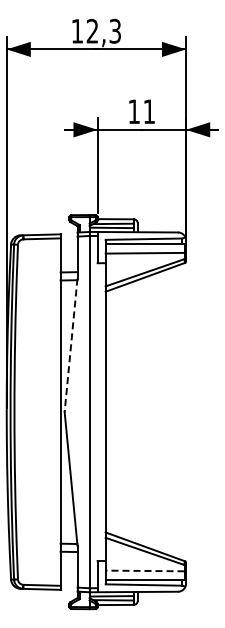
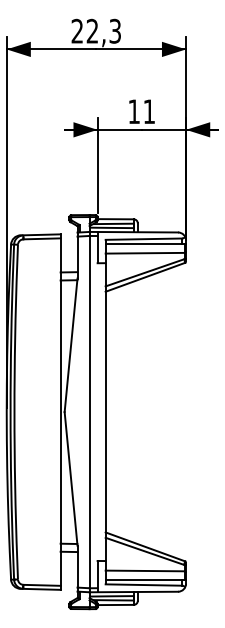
text: 12,3 -> 22,3 (76, 30)
line: dashed -> solid (71, 345)
line: dashed -> solid (144, 570)
